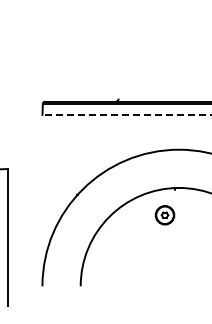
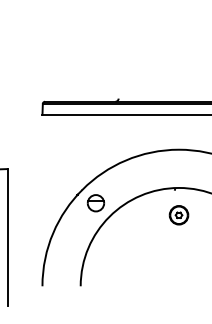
line: dashed -> solid (127, 114)
part: none -> present (95, 203)
part position: (164, 215) -> (178, 215) (178, 215)
